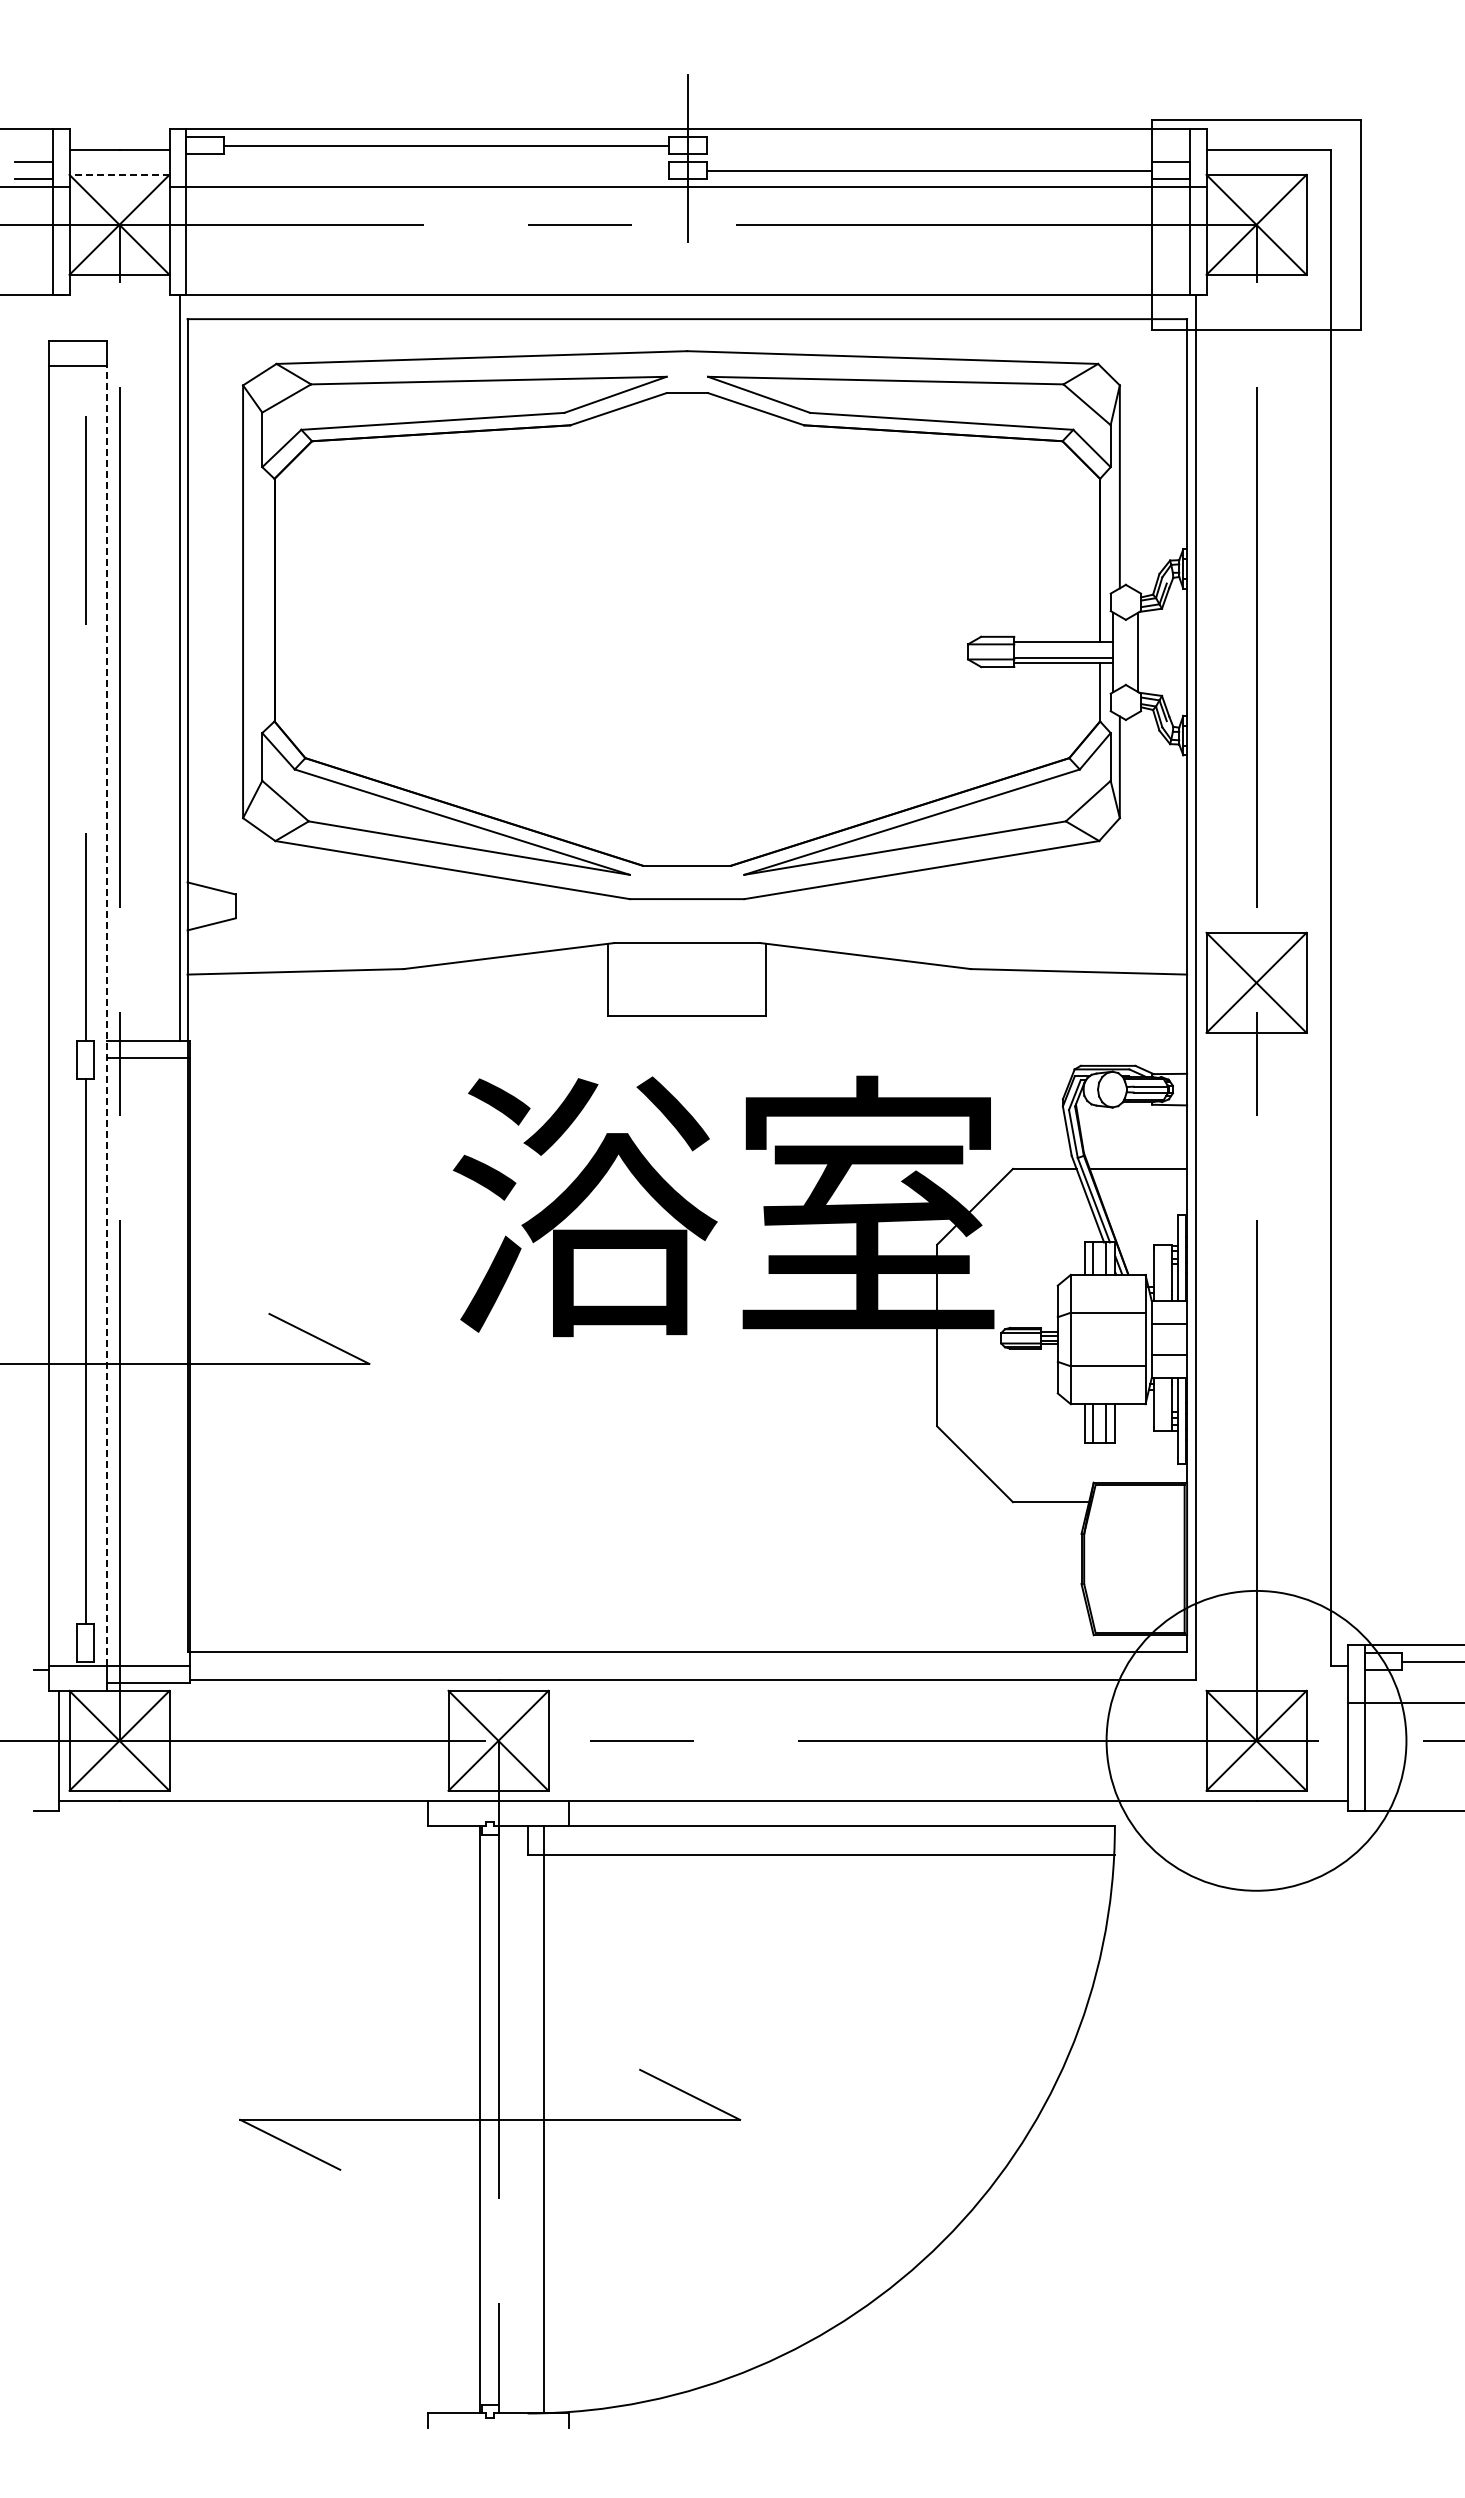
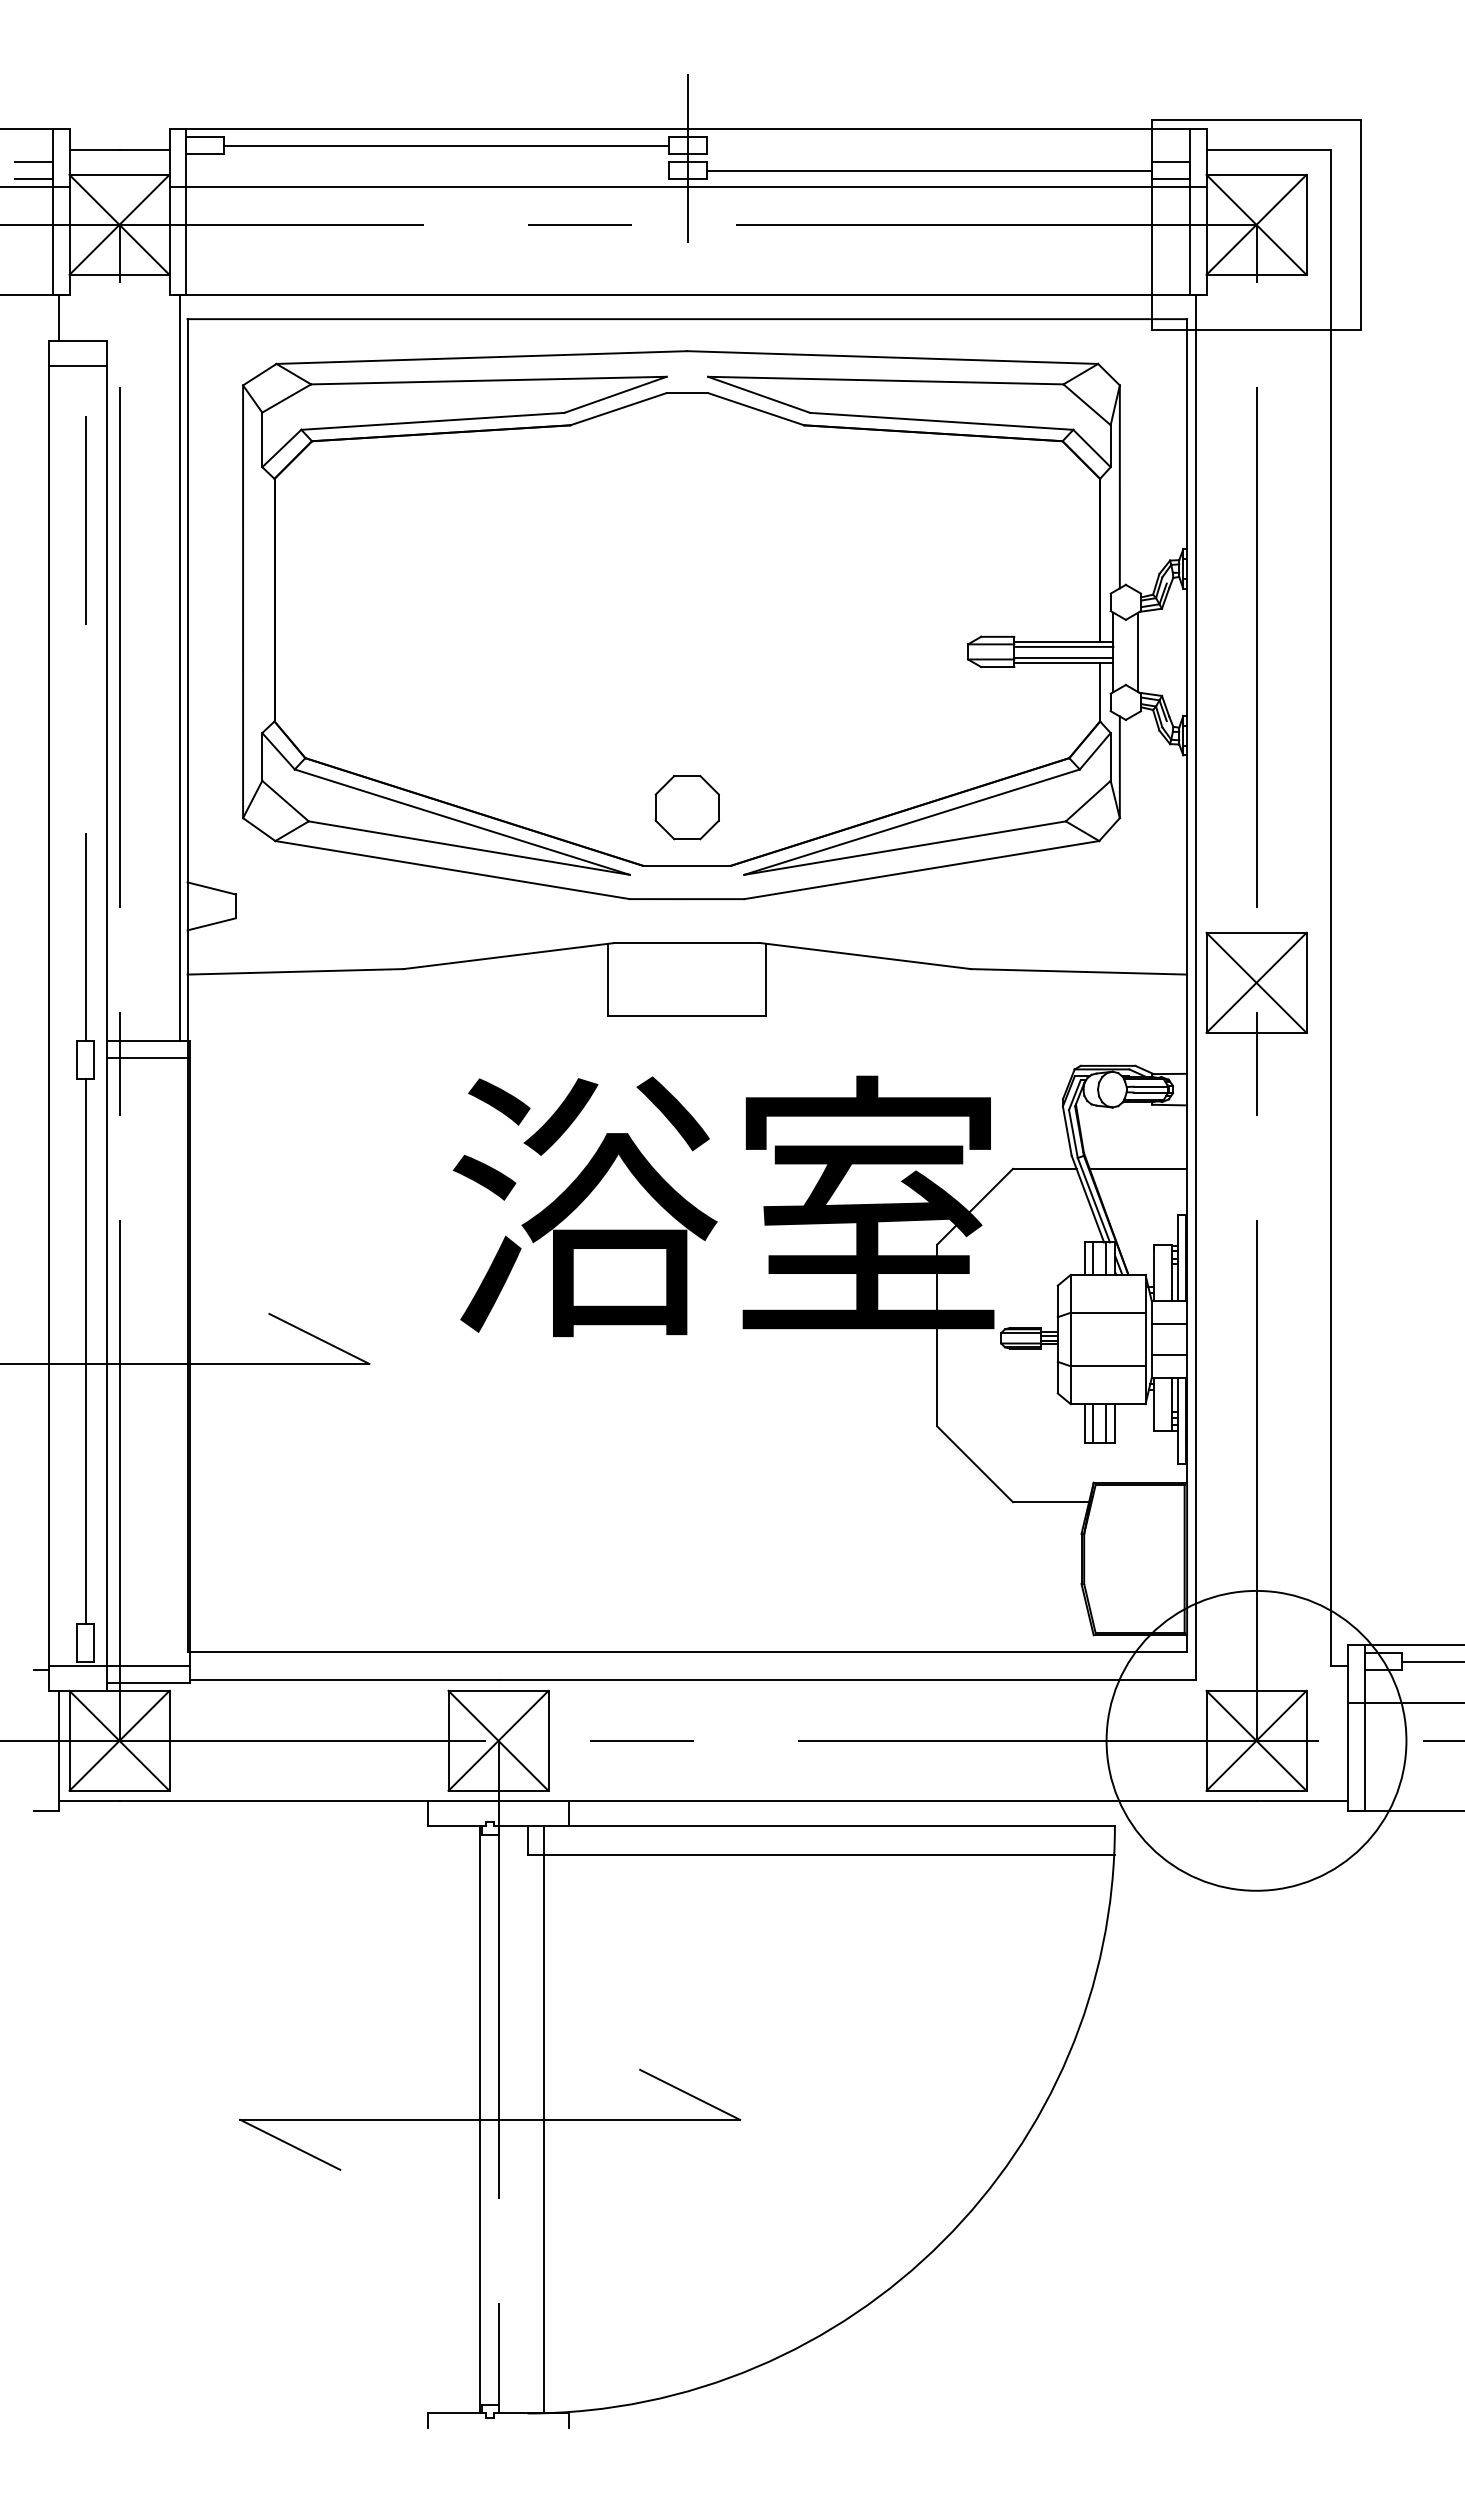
line: dashed -> solid (119, 174)
line: none -> present (59, 318)
line: none -> present (1063, 646)
part: none -> present (686, 807)
line: dashed -> solid (107, 1016)
